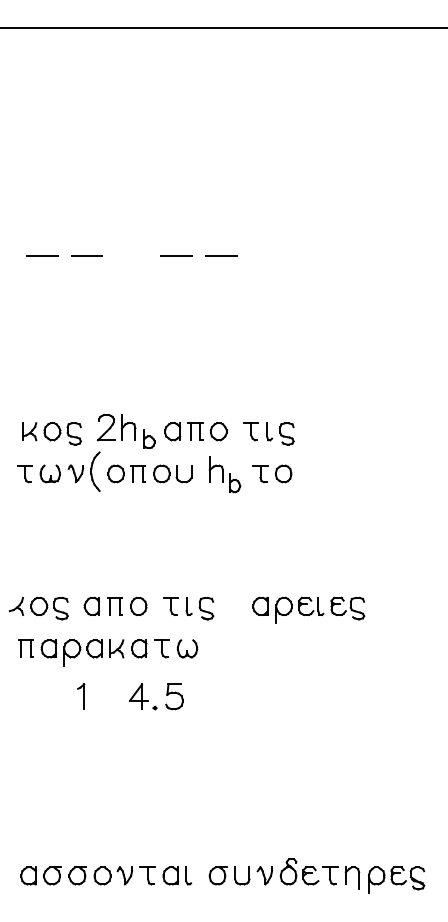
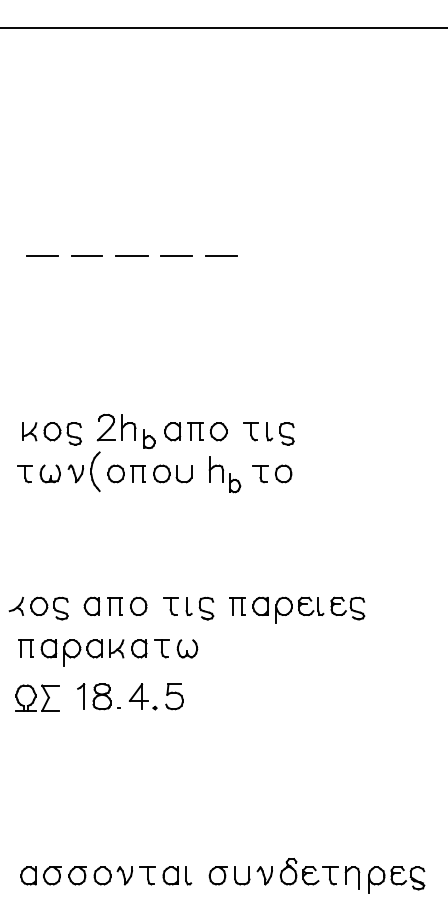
line: none -> present (131, 255)
part: none -> present (237, 606)
part: none -> present (106, 696)
part: none -> present (37, 697)
